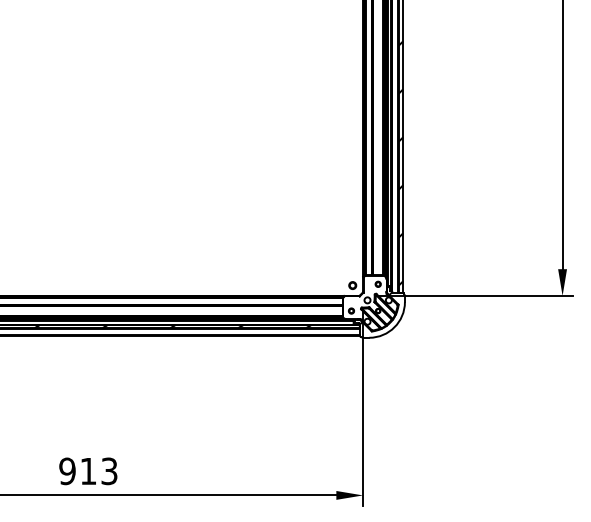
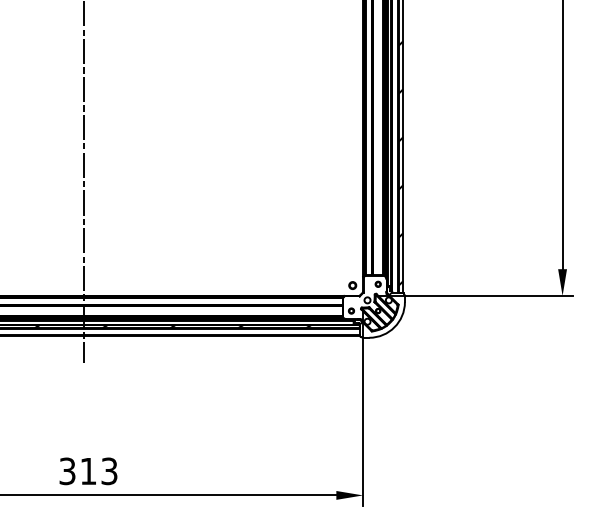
line: none -> present (84, 182)
text: 913 -> 313 (67, 470)
